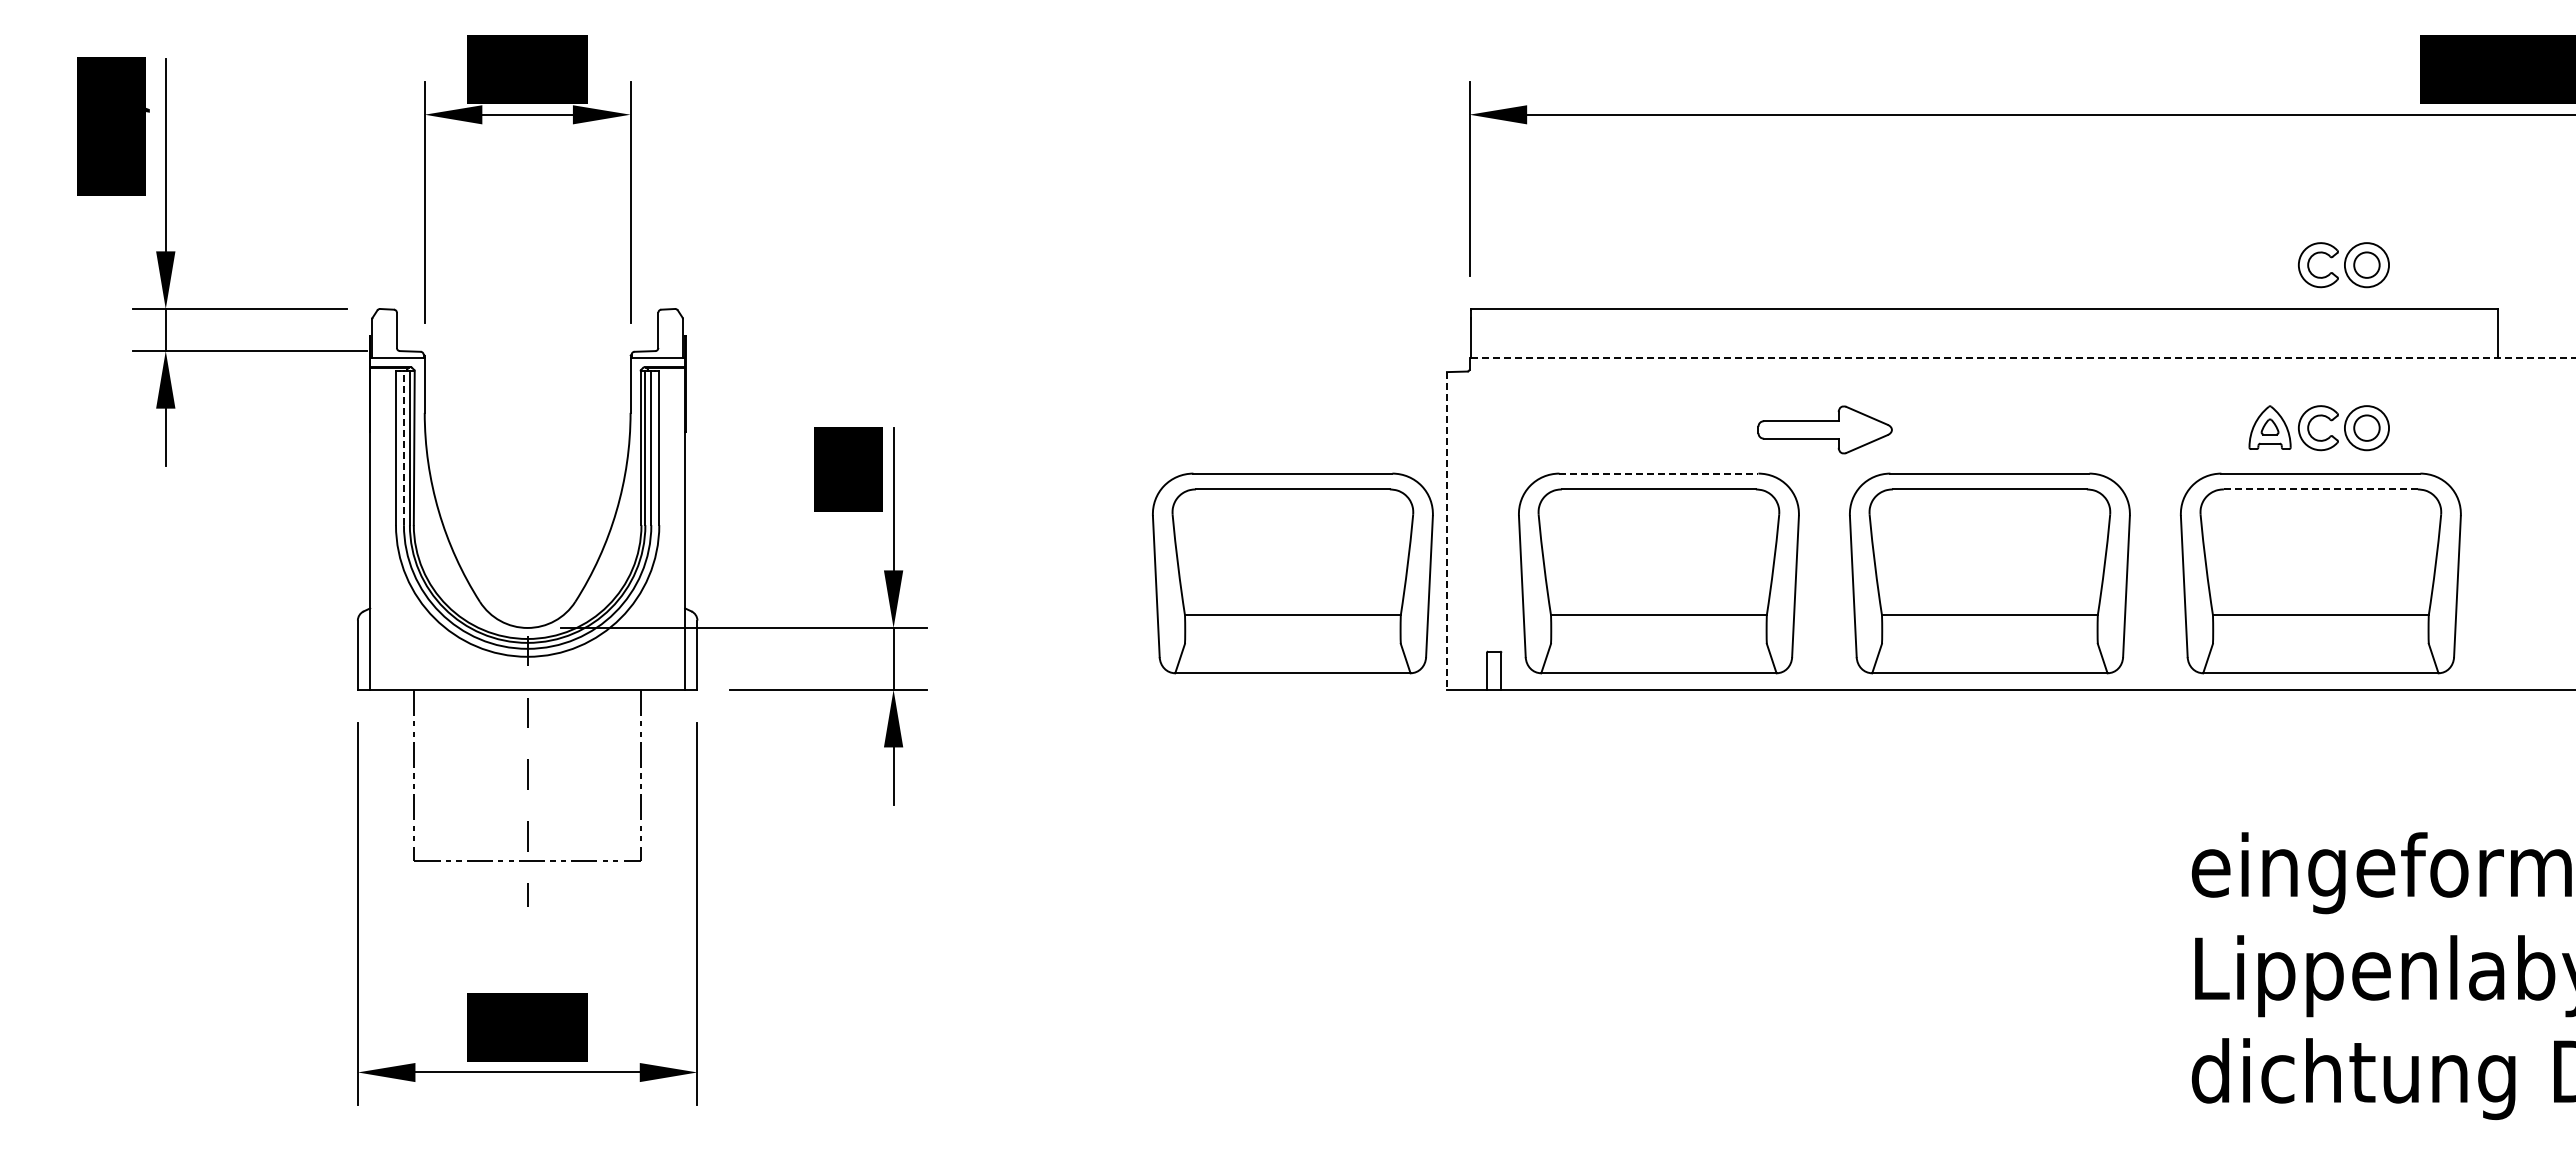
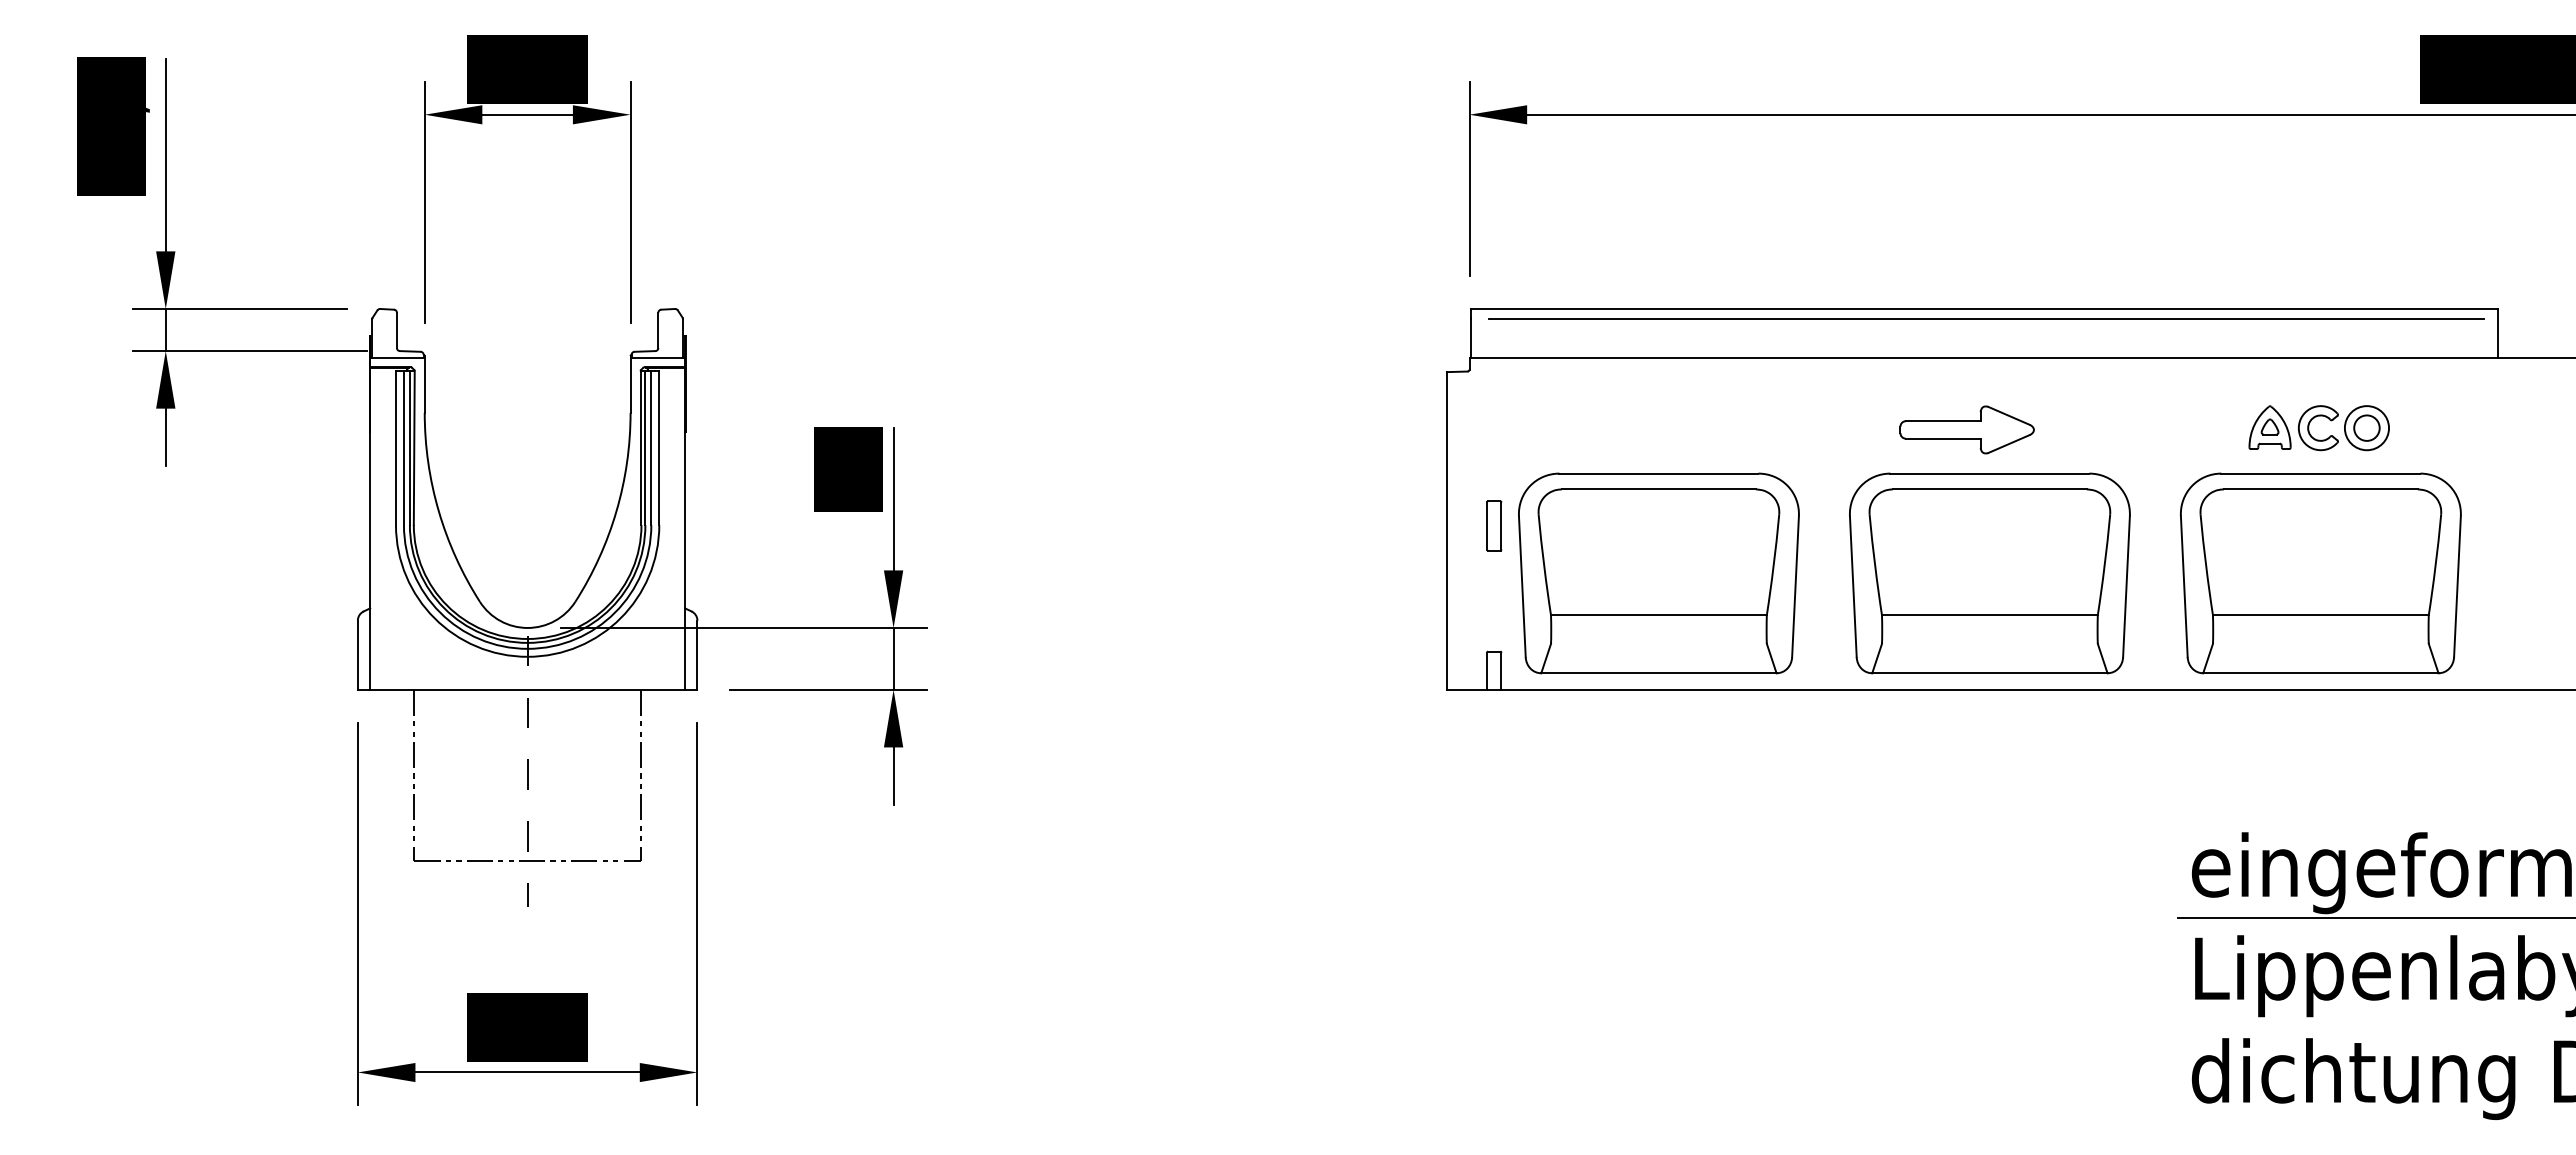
part: present -> none (2343, 265)
line: none -> present (1986, 319)
line: dashed -> solid (2022, 358)
part position: (1824, 429) -> (1966, 429) (1966, 429)
line: dashed -> solid (403, 447)
line: dashed -> solid (1659, 473)
line: dashed -> solid (2320, 489)
part: none -> present (1494, 525)
line: dashed -> solid (1446, 530)
part: present -> none (1292, 573)
line: none -> present (2374, 918)
